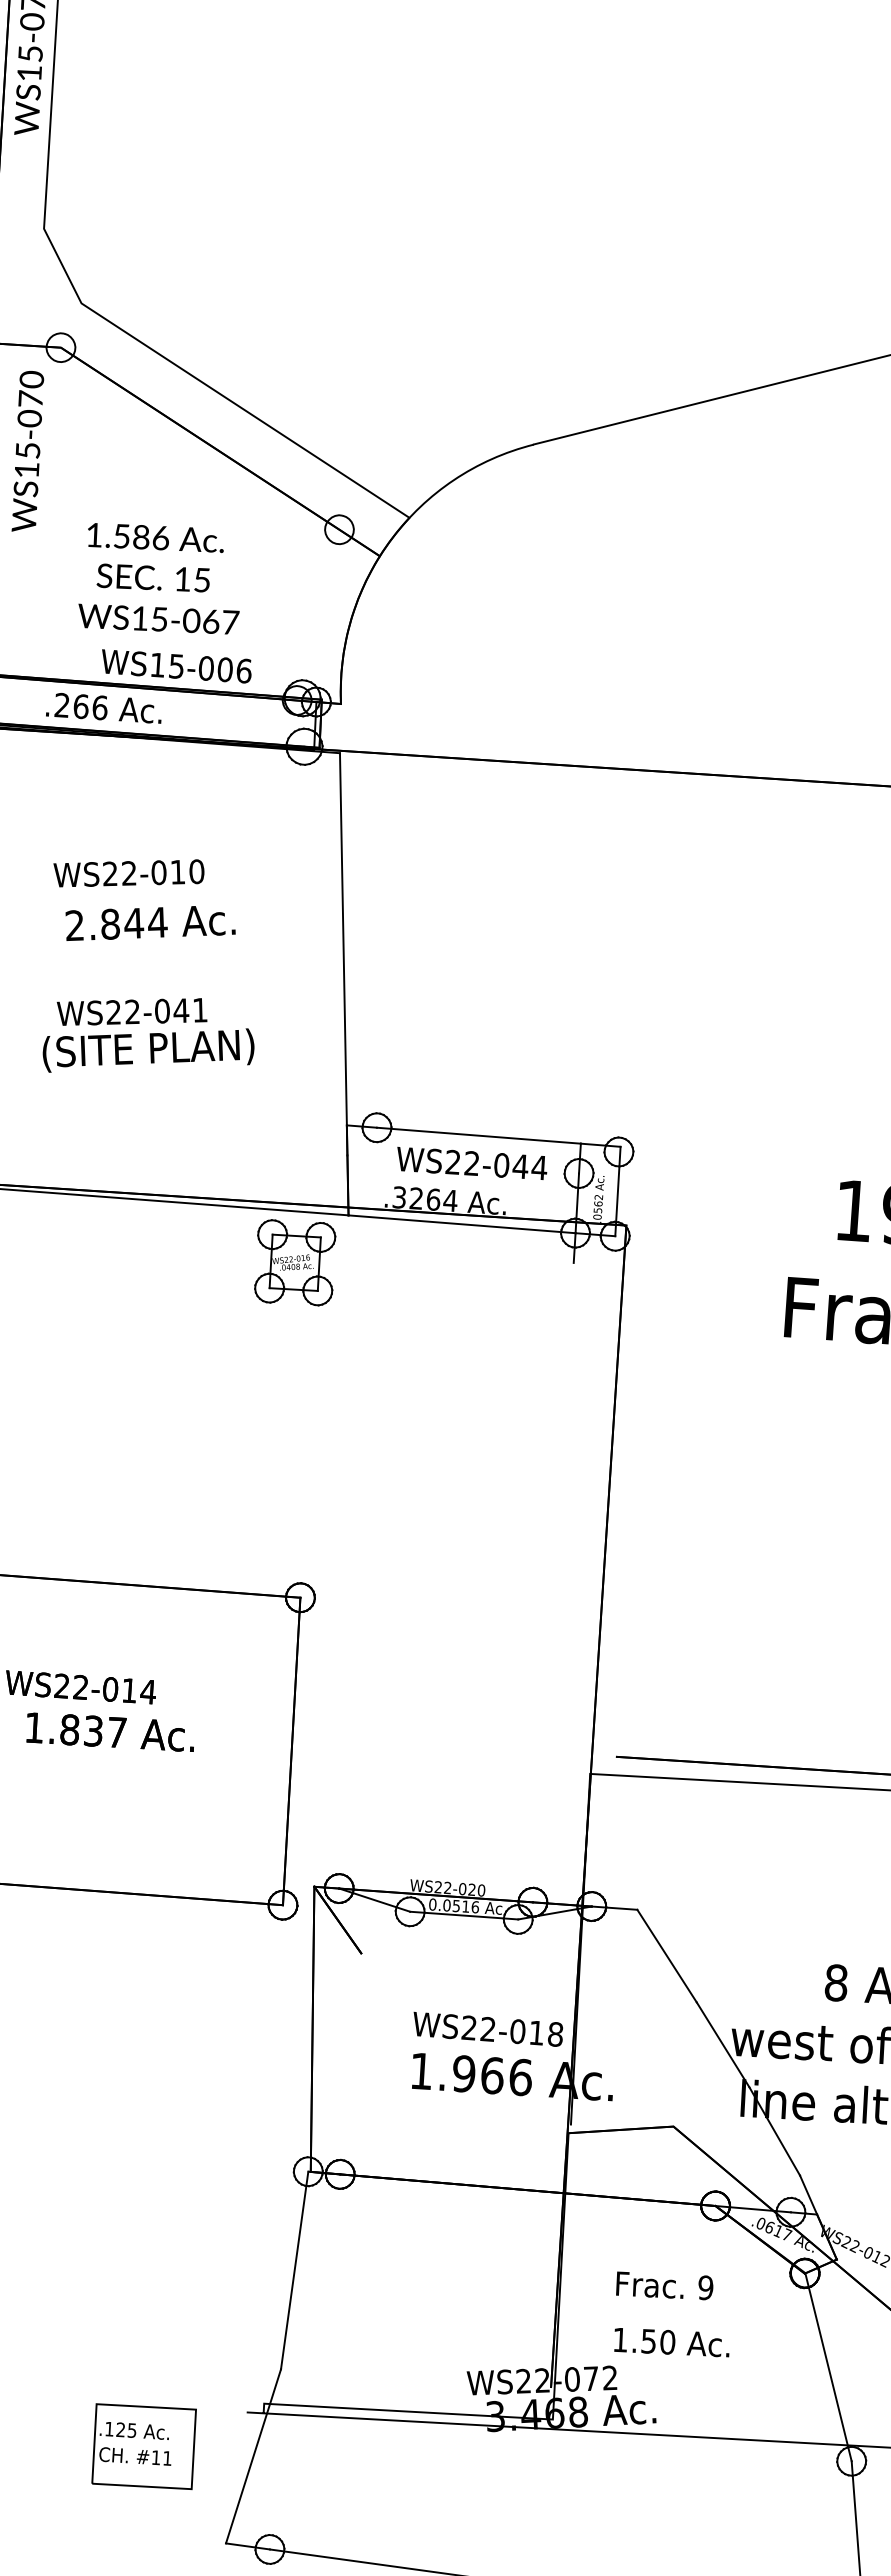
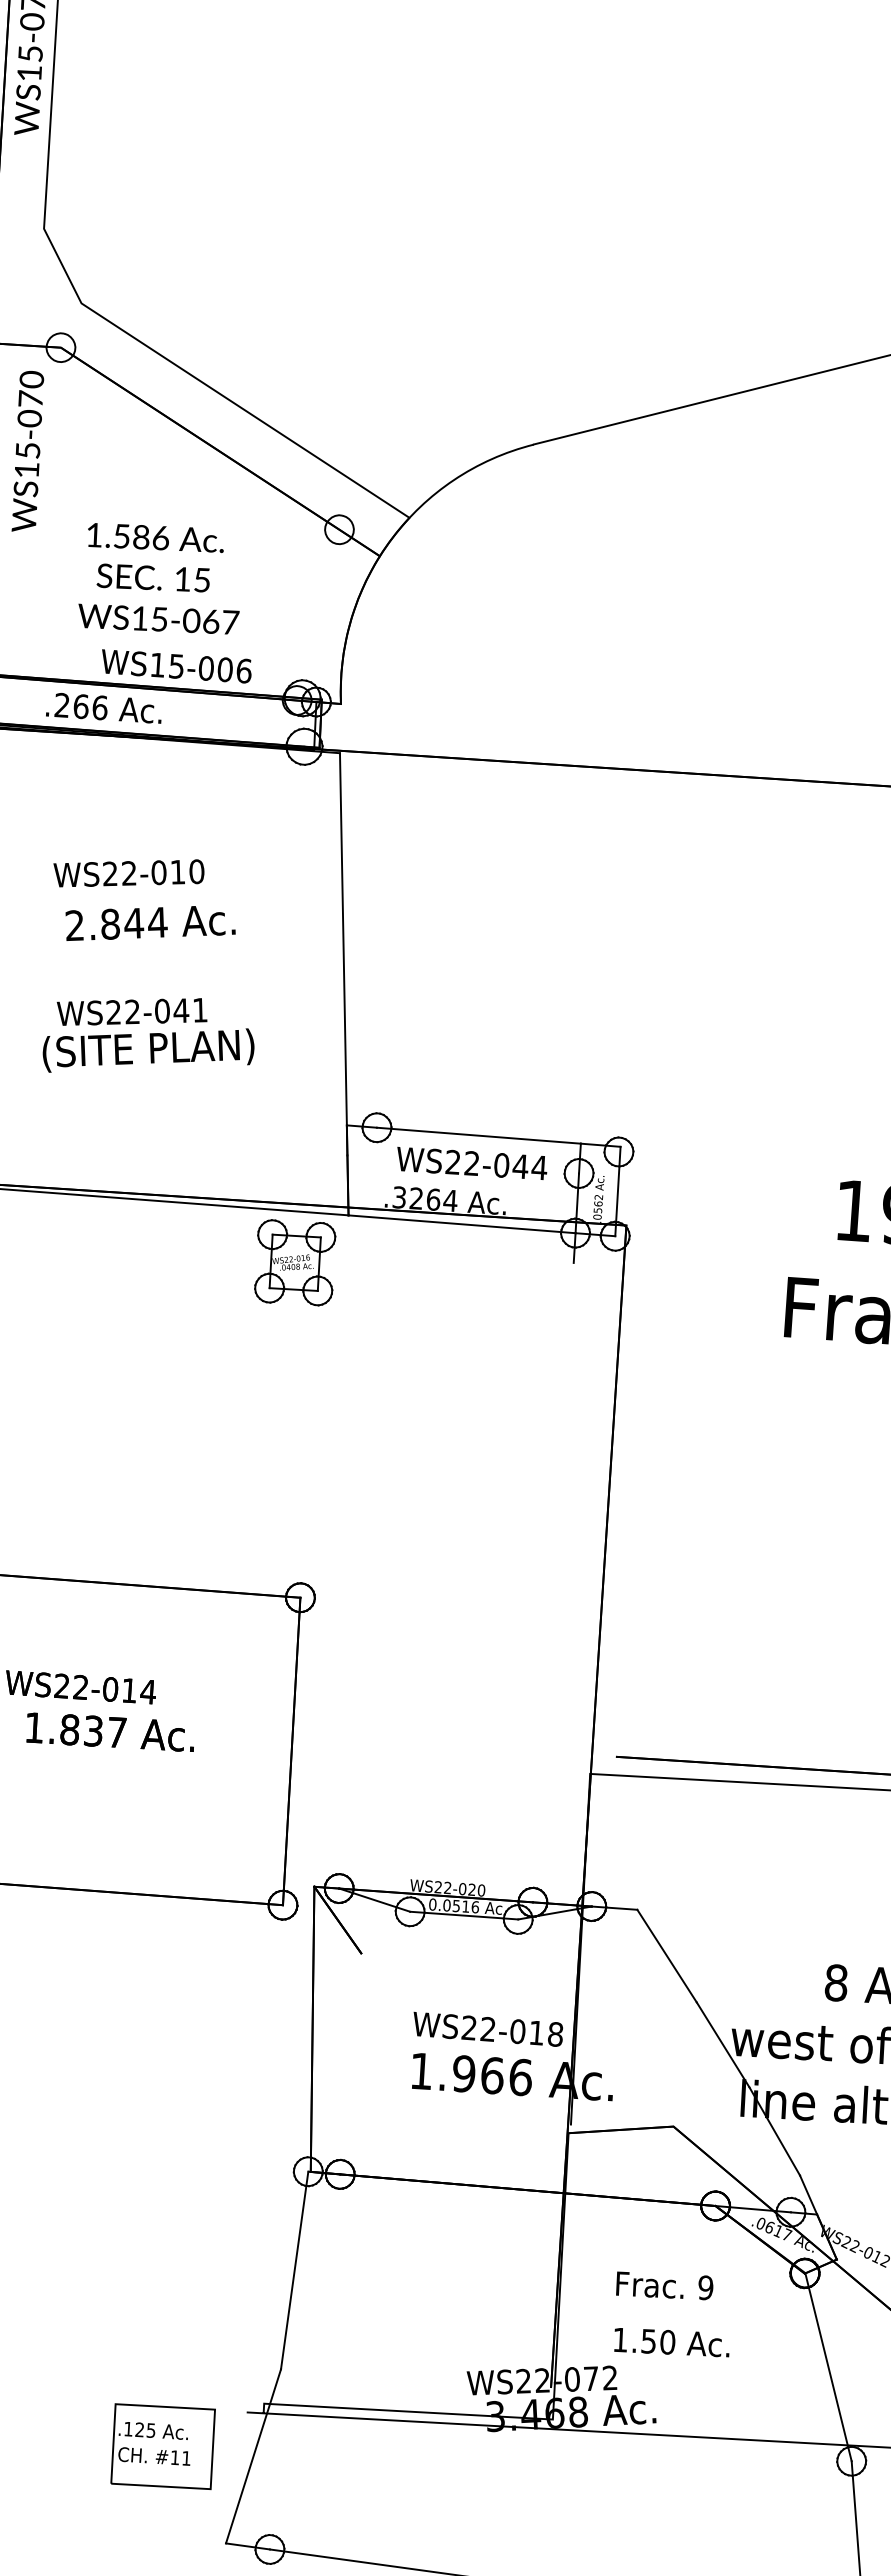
part position: (143, 2446) -> (162, 2446) (162, 2446)
